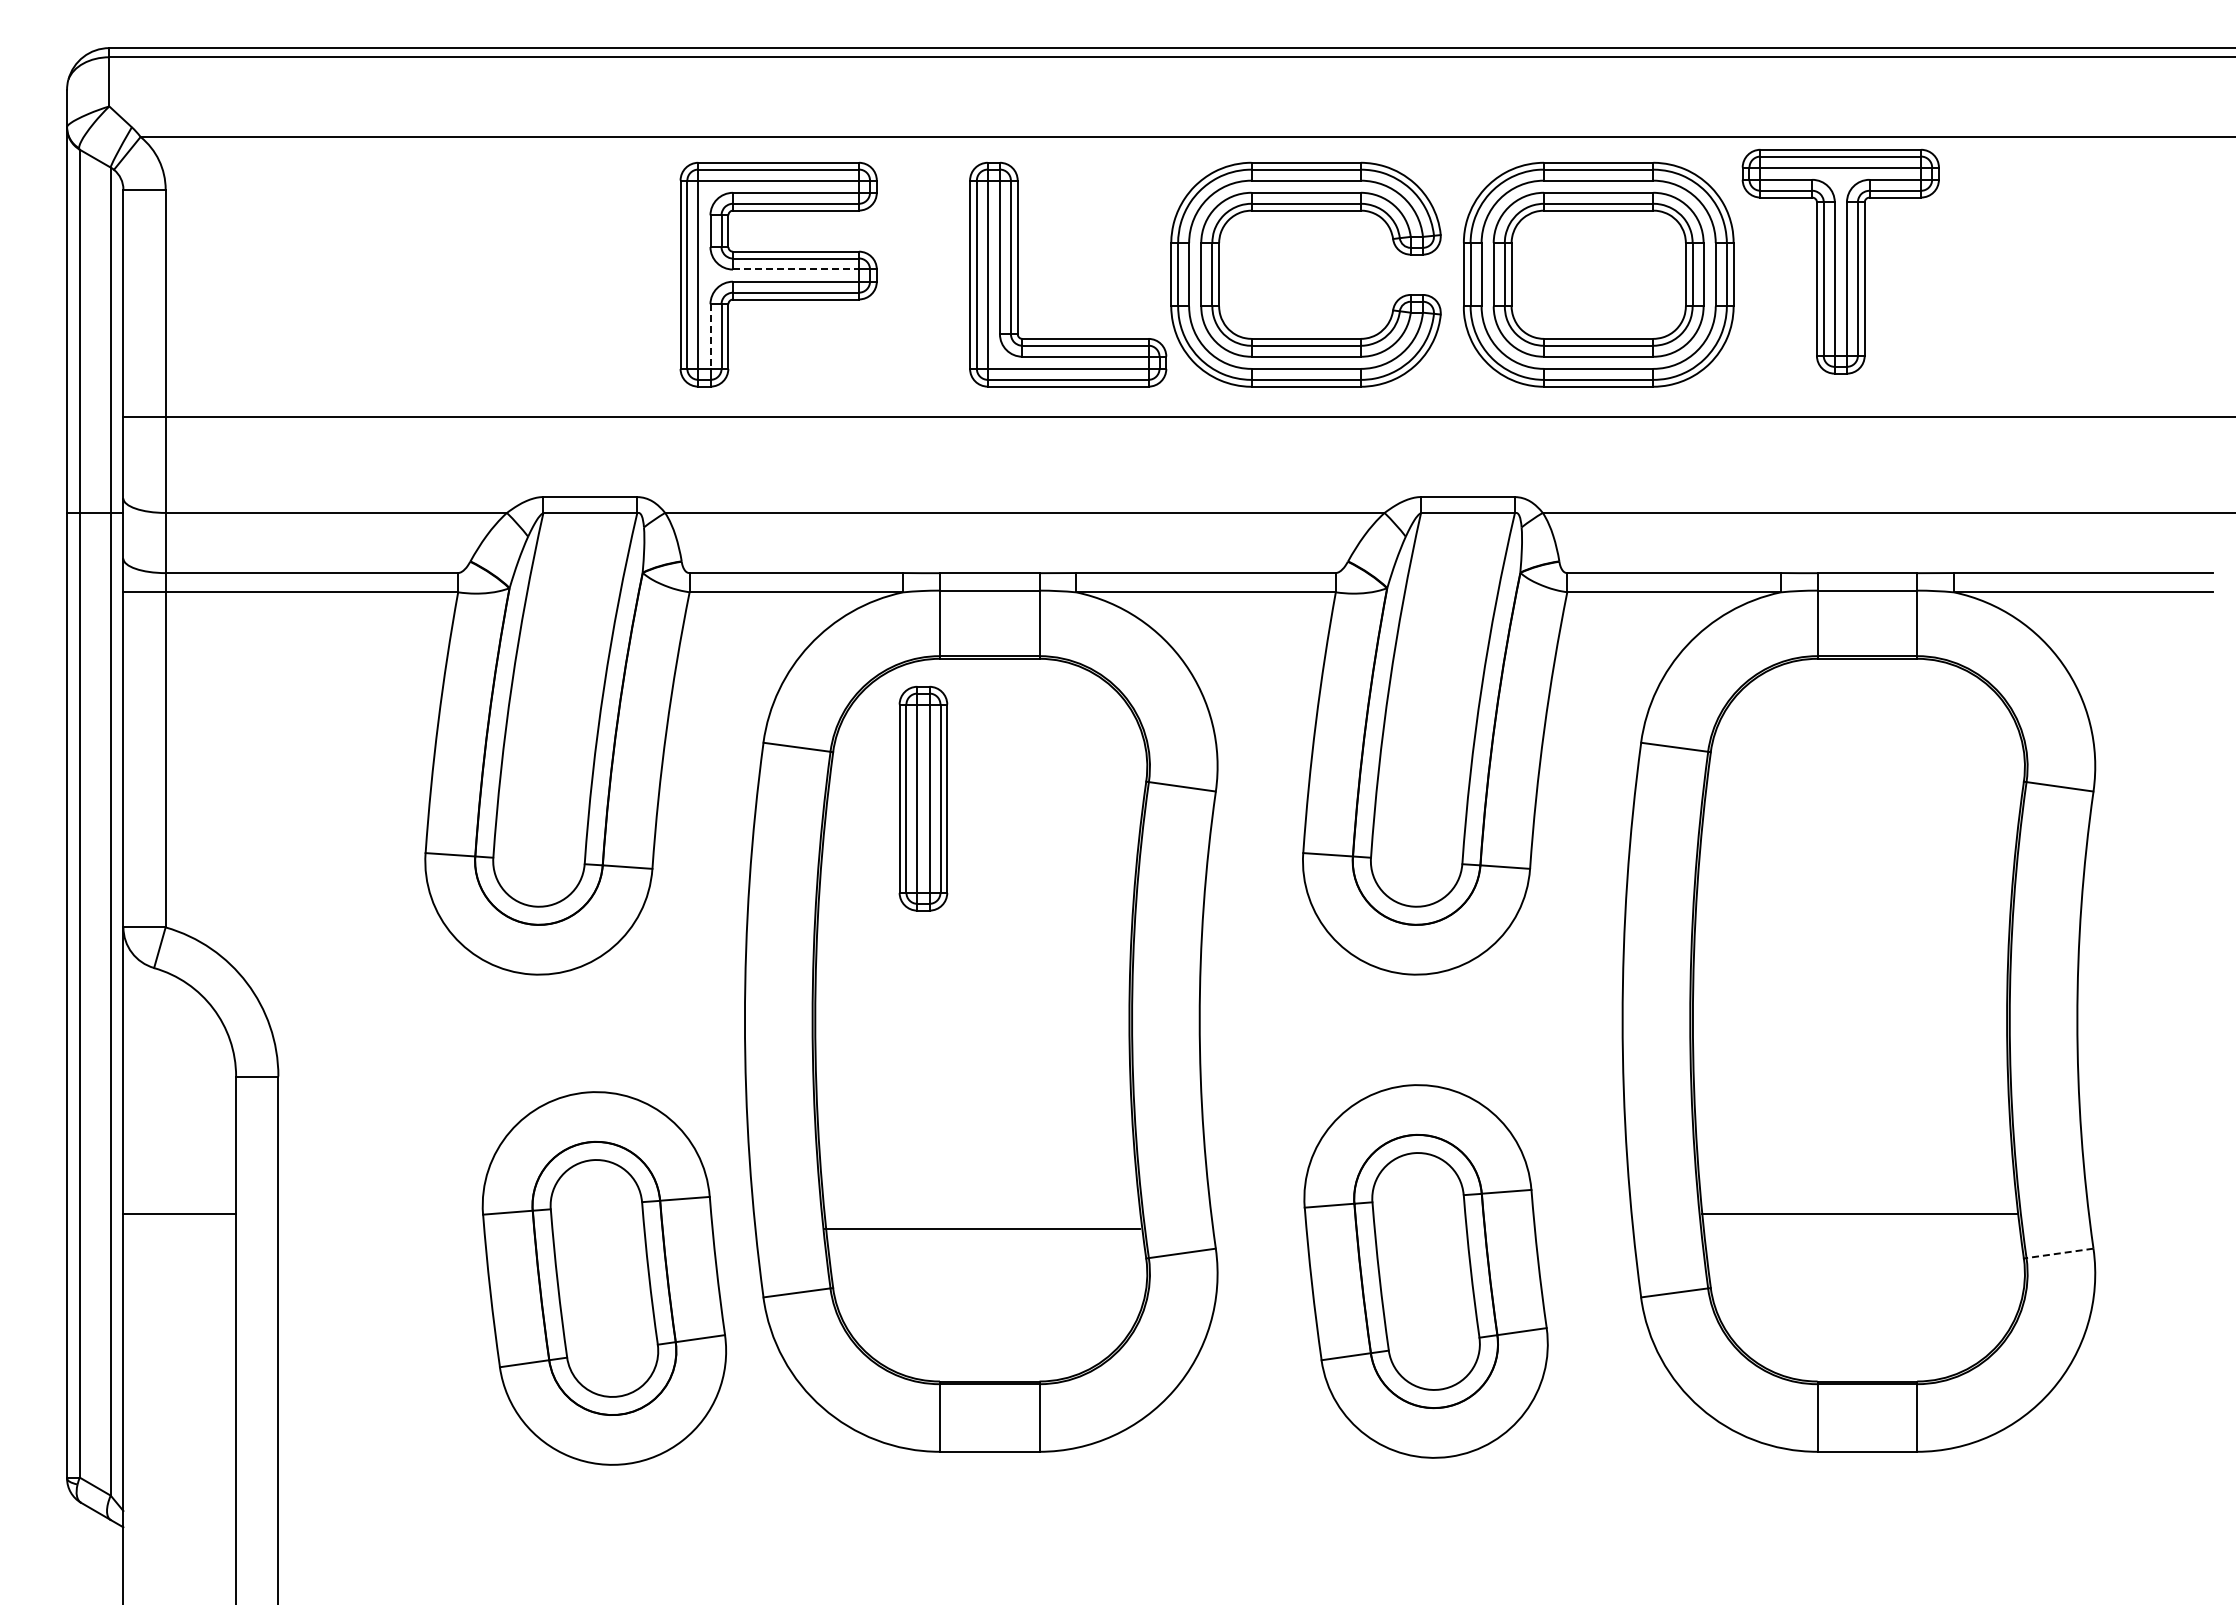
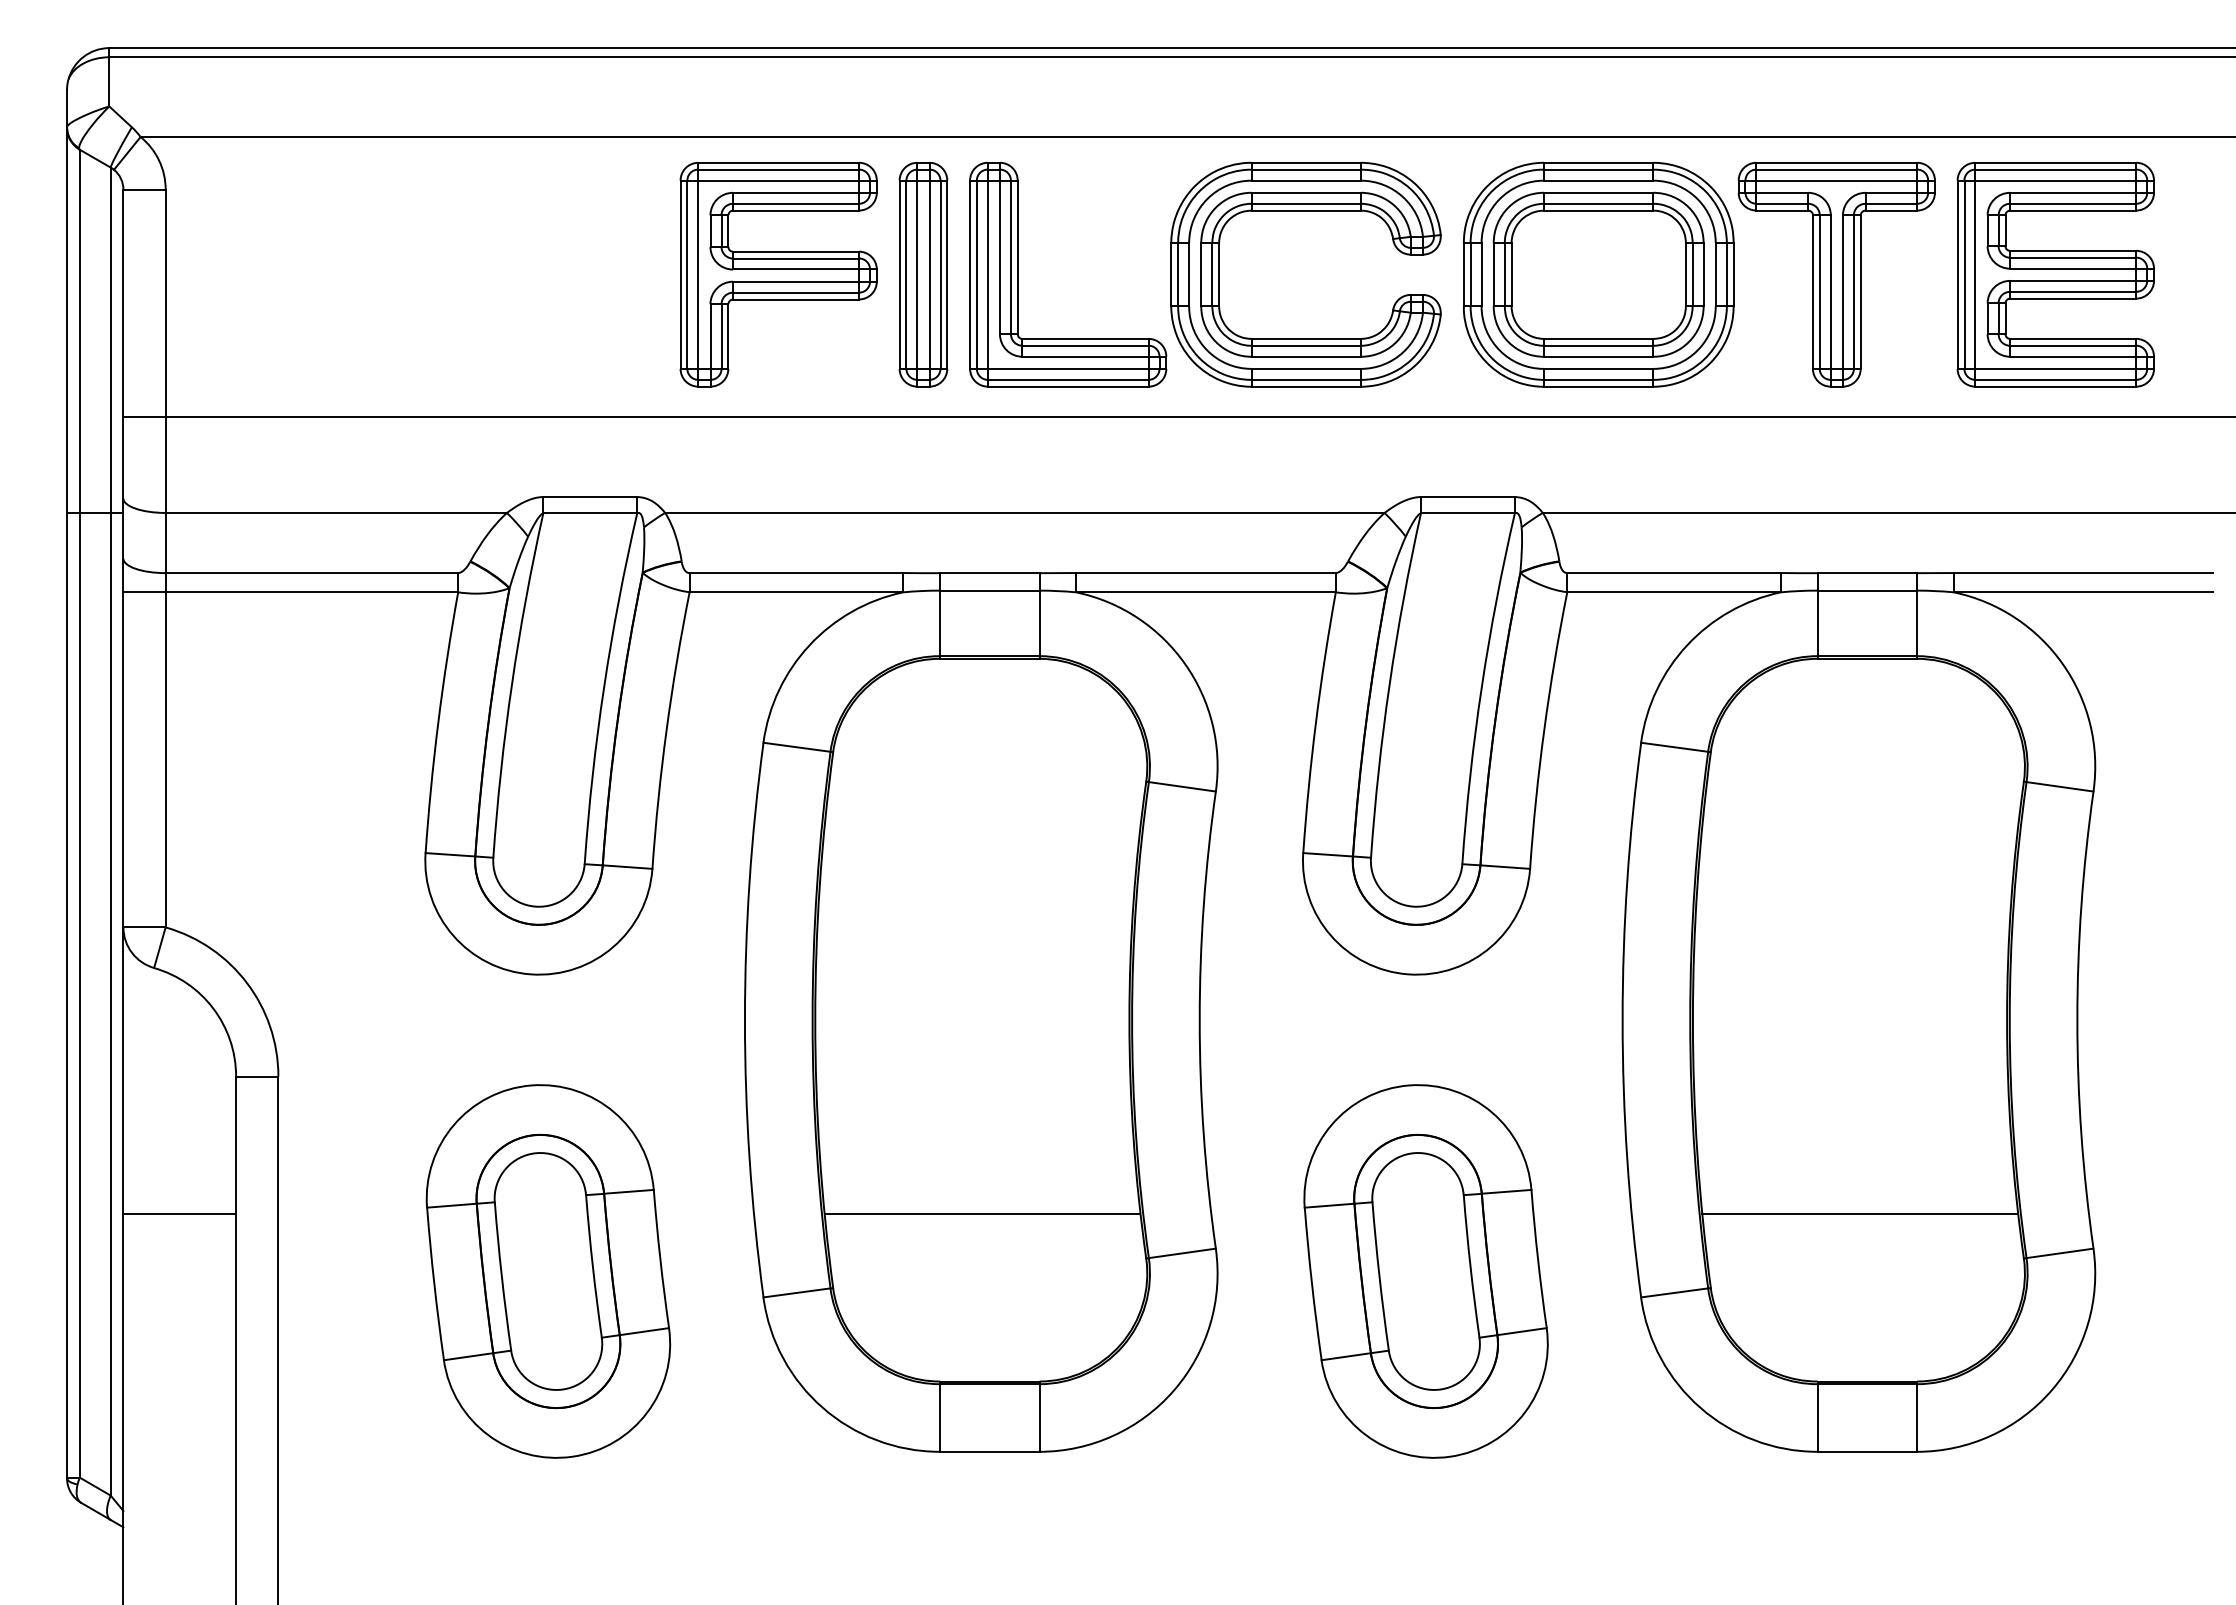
part position: (1840, 261) -> (1836, 274) (1836, 274)
line: dashed -> solid (796, 269)
part: none -> present (2055, 274)
line: dashed -> solid (710, 337)
part position: (923, 798) -> (923, 274) (923, 274)
line position: (982, 1228) -> (982, 1213) (982, 1213)
line: dashed -> solid (2059, 1253)
part position: (604, 1278) -> (548, 1271) (548, 1271)
